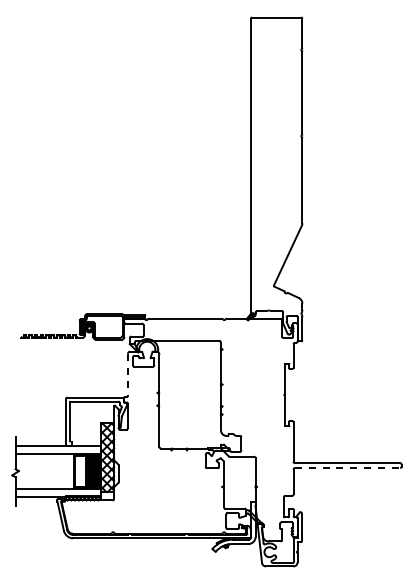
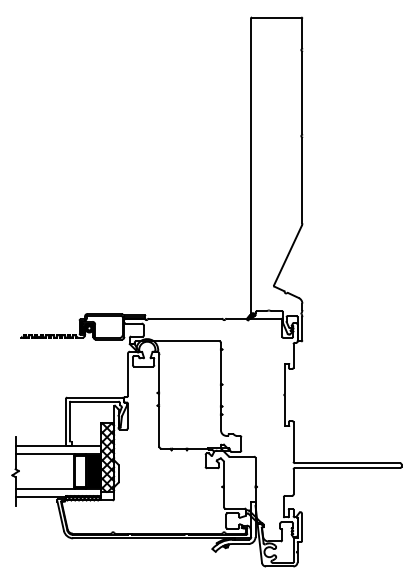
line: dashed -> solid (127, 375)
line: dashed -> solid (347, 468)
